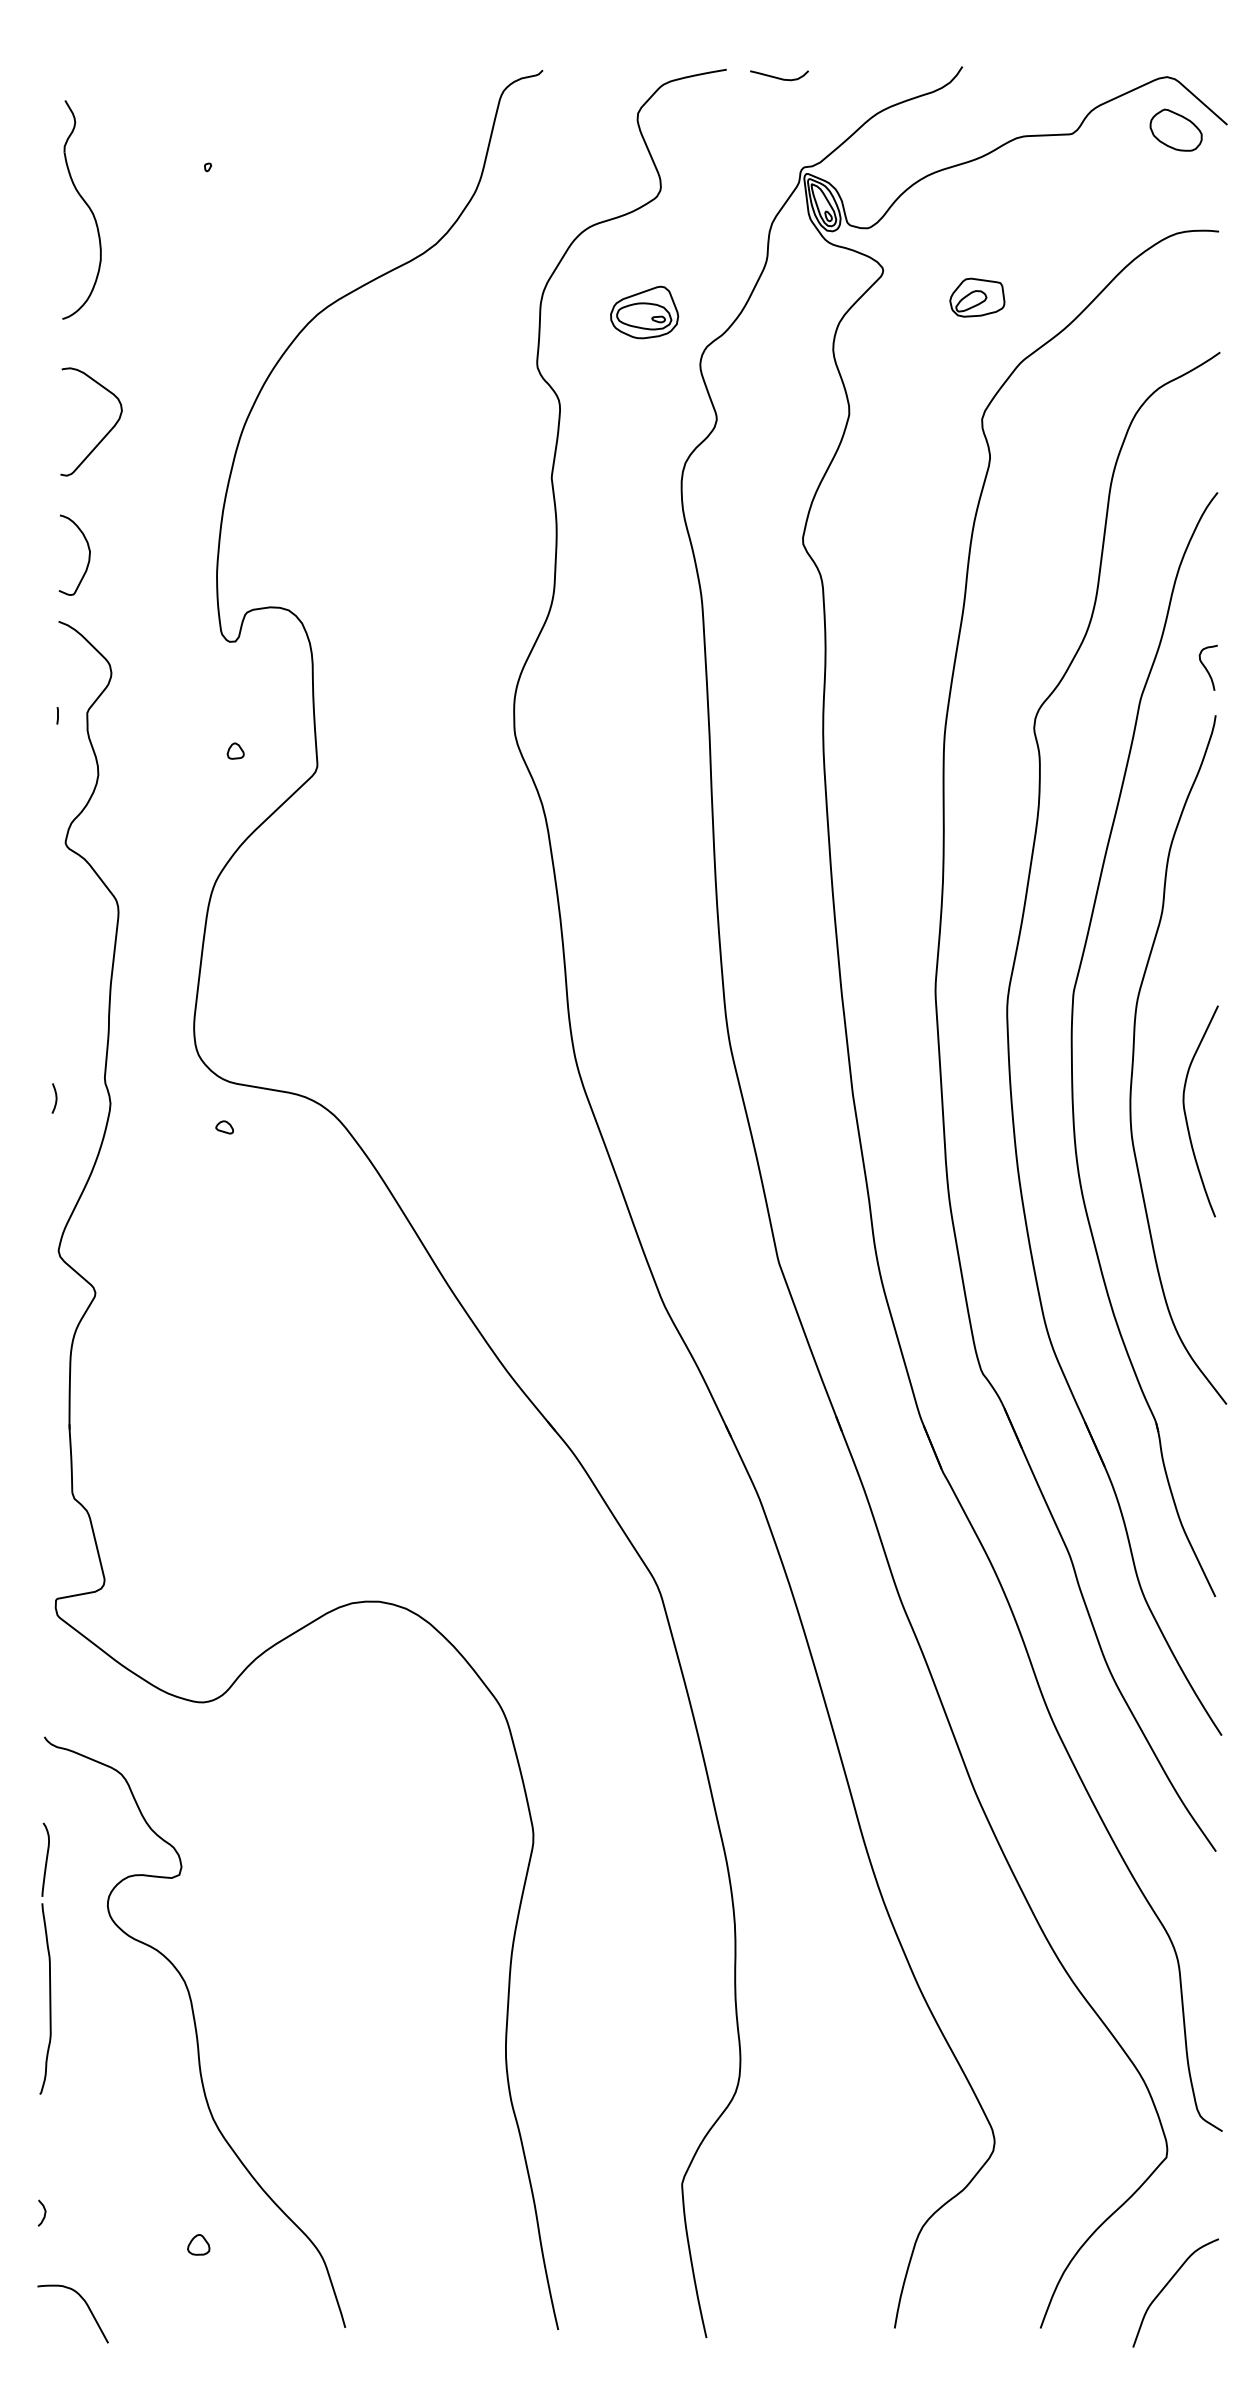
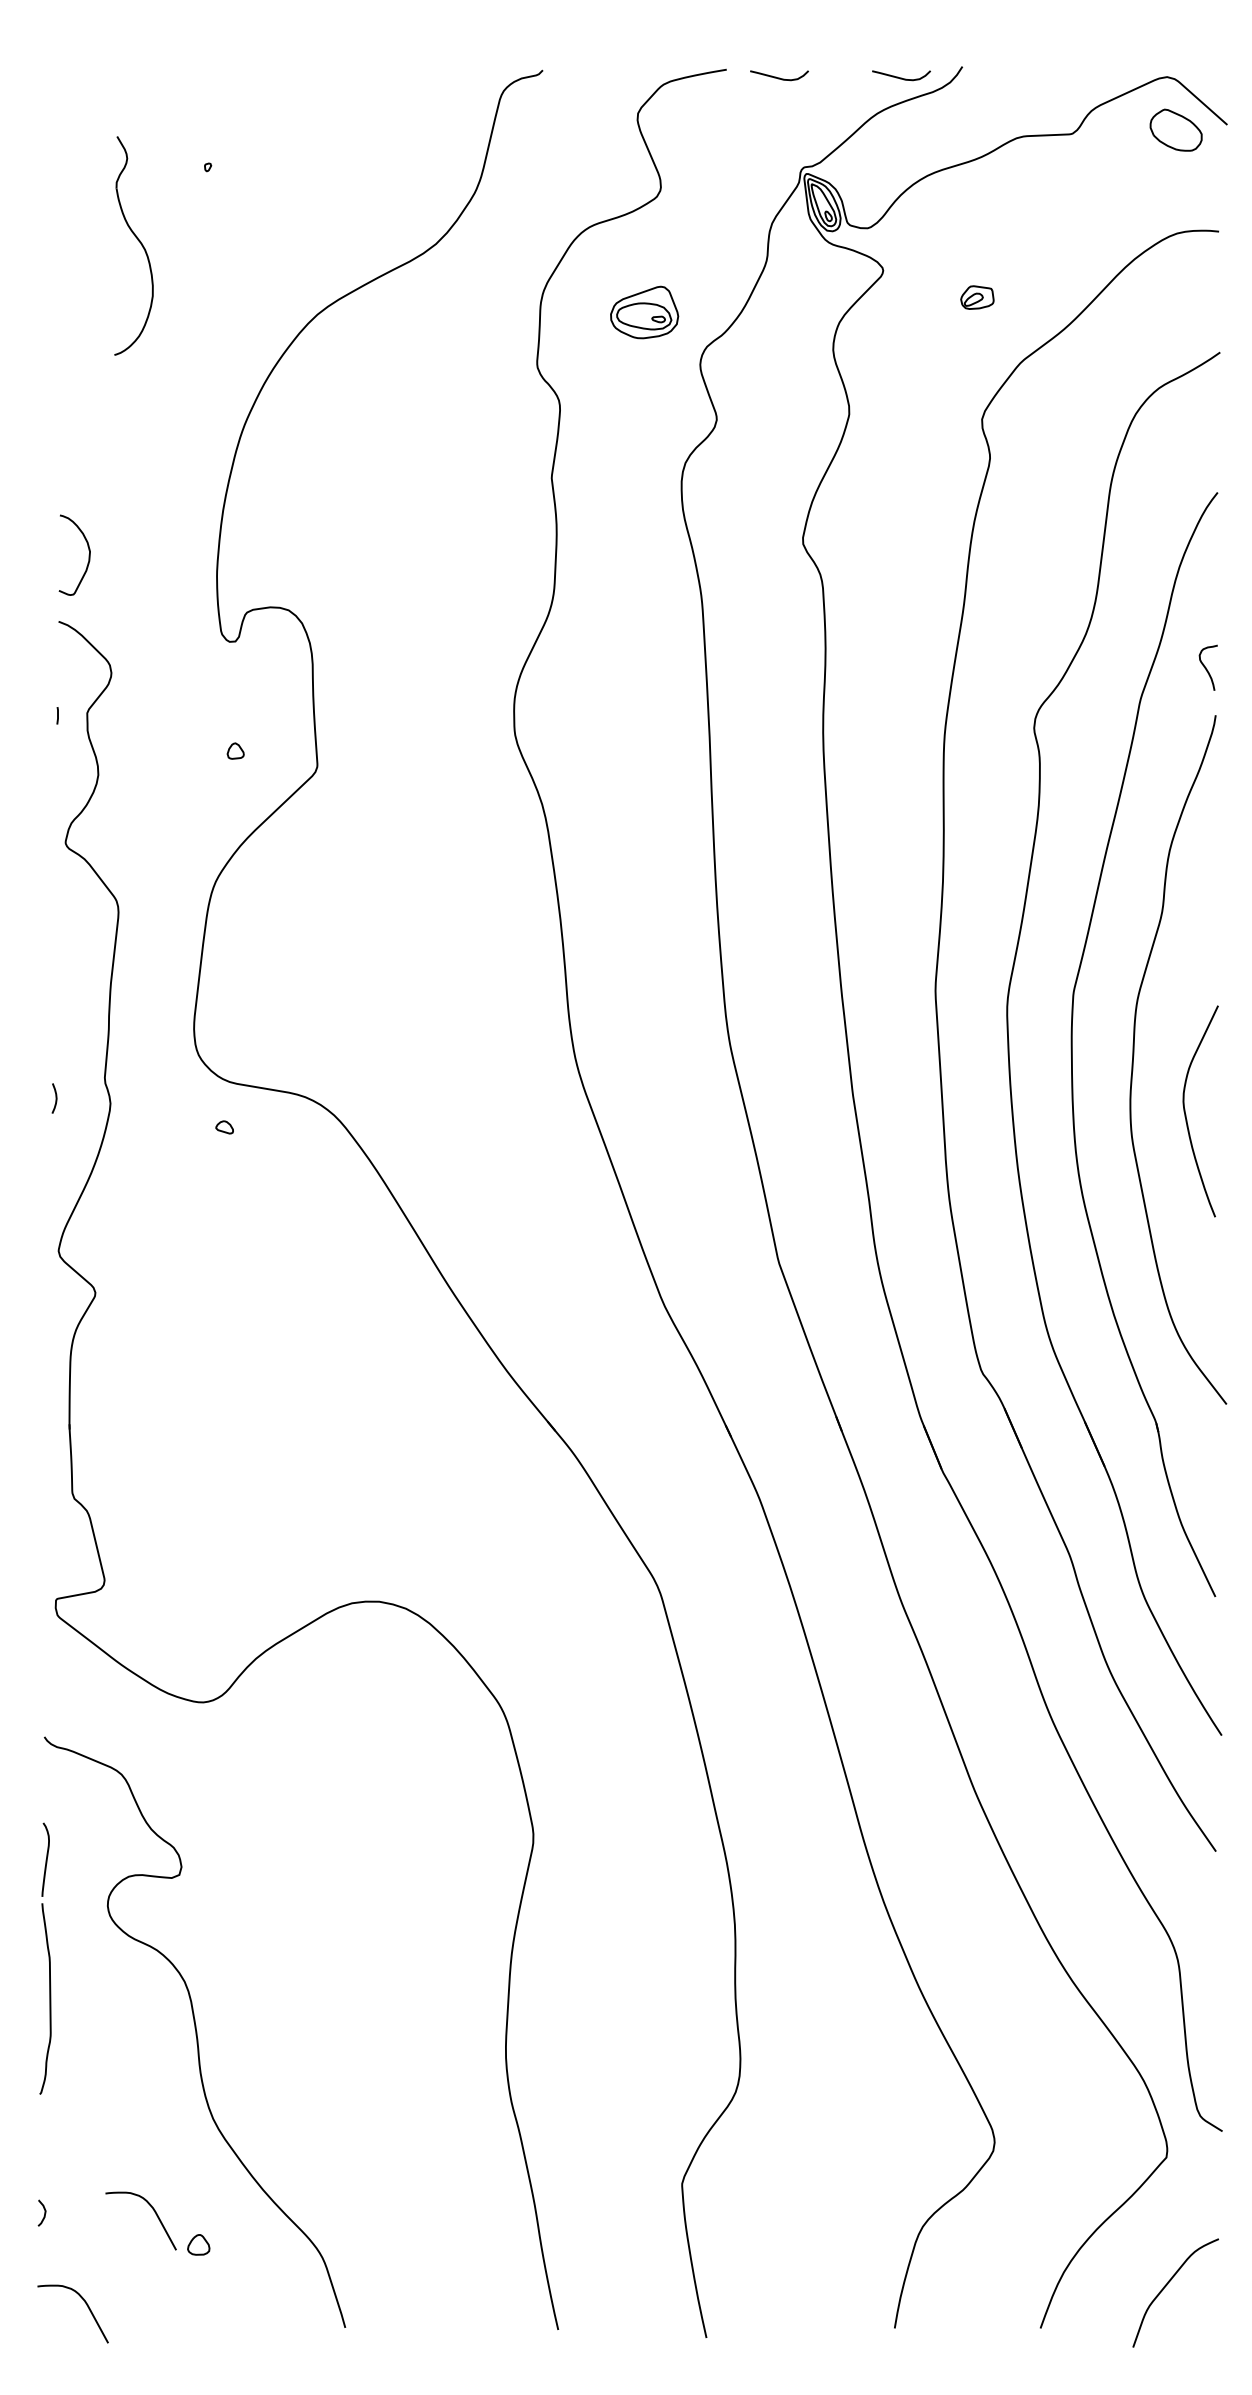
curve: none -> present (901, 77)
part position: (85, 204) -> (137, 240) (137, 240)
part size: 57x41 px -> 35x25 px (977, 297)
curve: present -> none (105, 434)
curve: none -> present (154, 2212)
